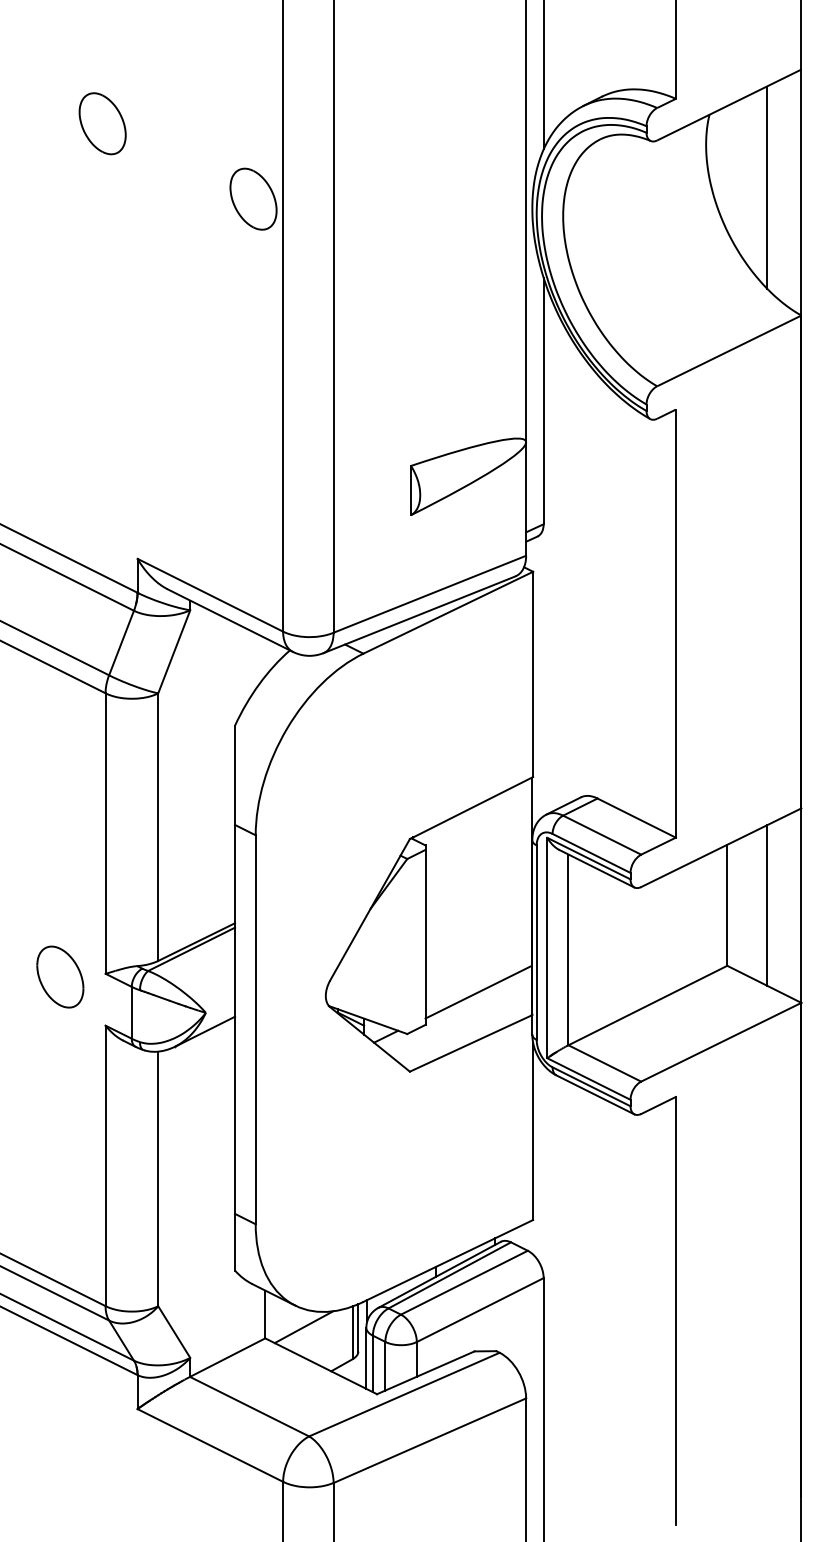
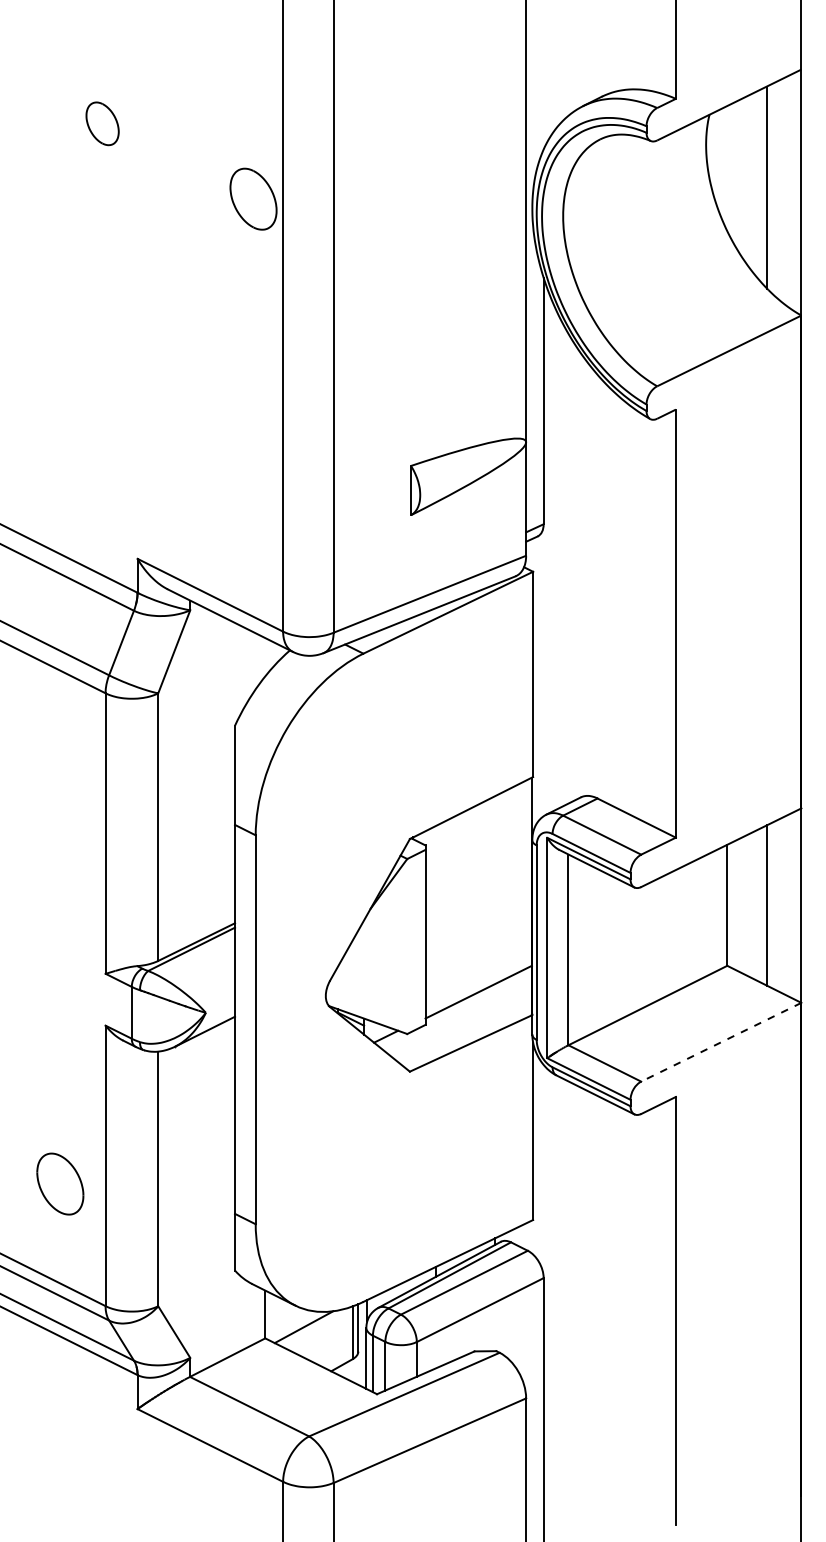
line: present -> none (543, 75)
part size: 49x64 px -> 35x46 px (102, 123)
part position: (60, 976) -> (60, 1183) (60, 1183)
line: solid -> dashed (720, 1042)
